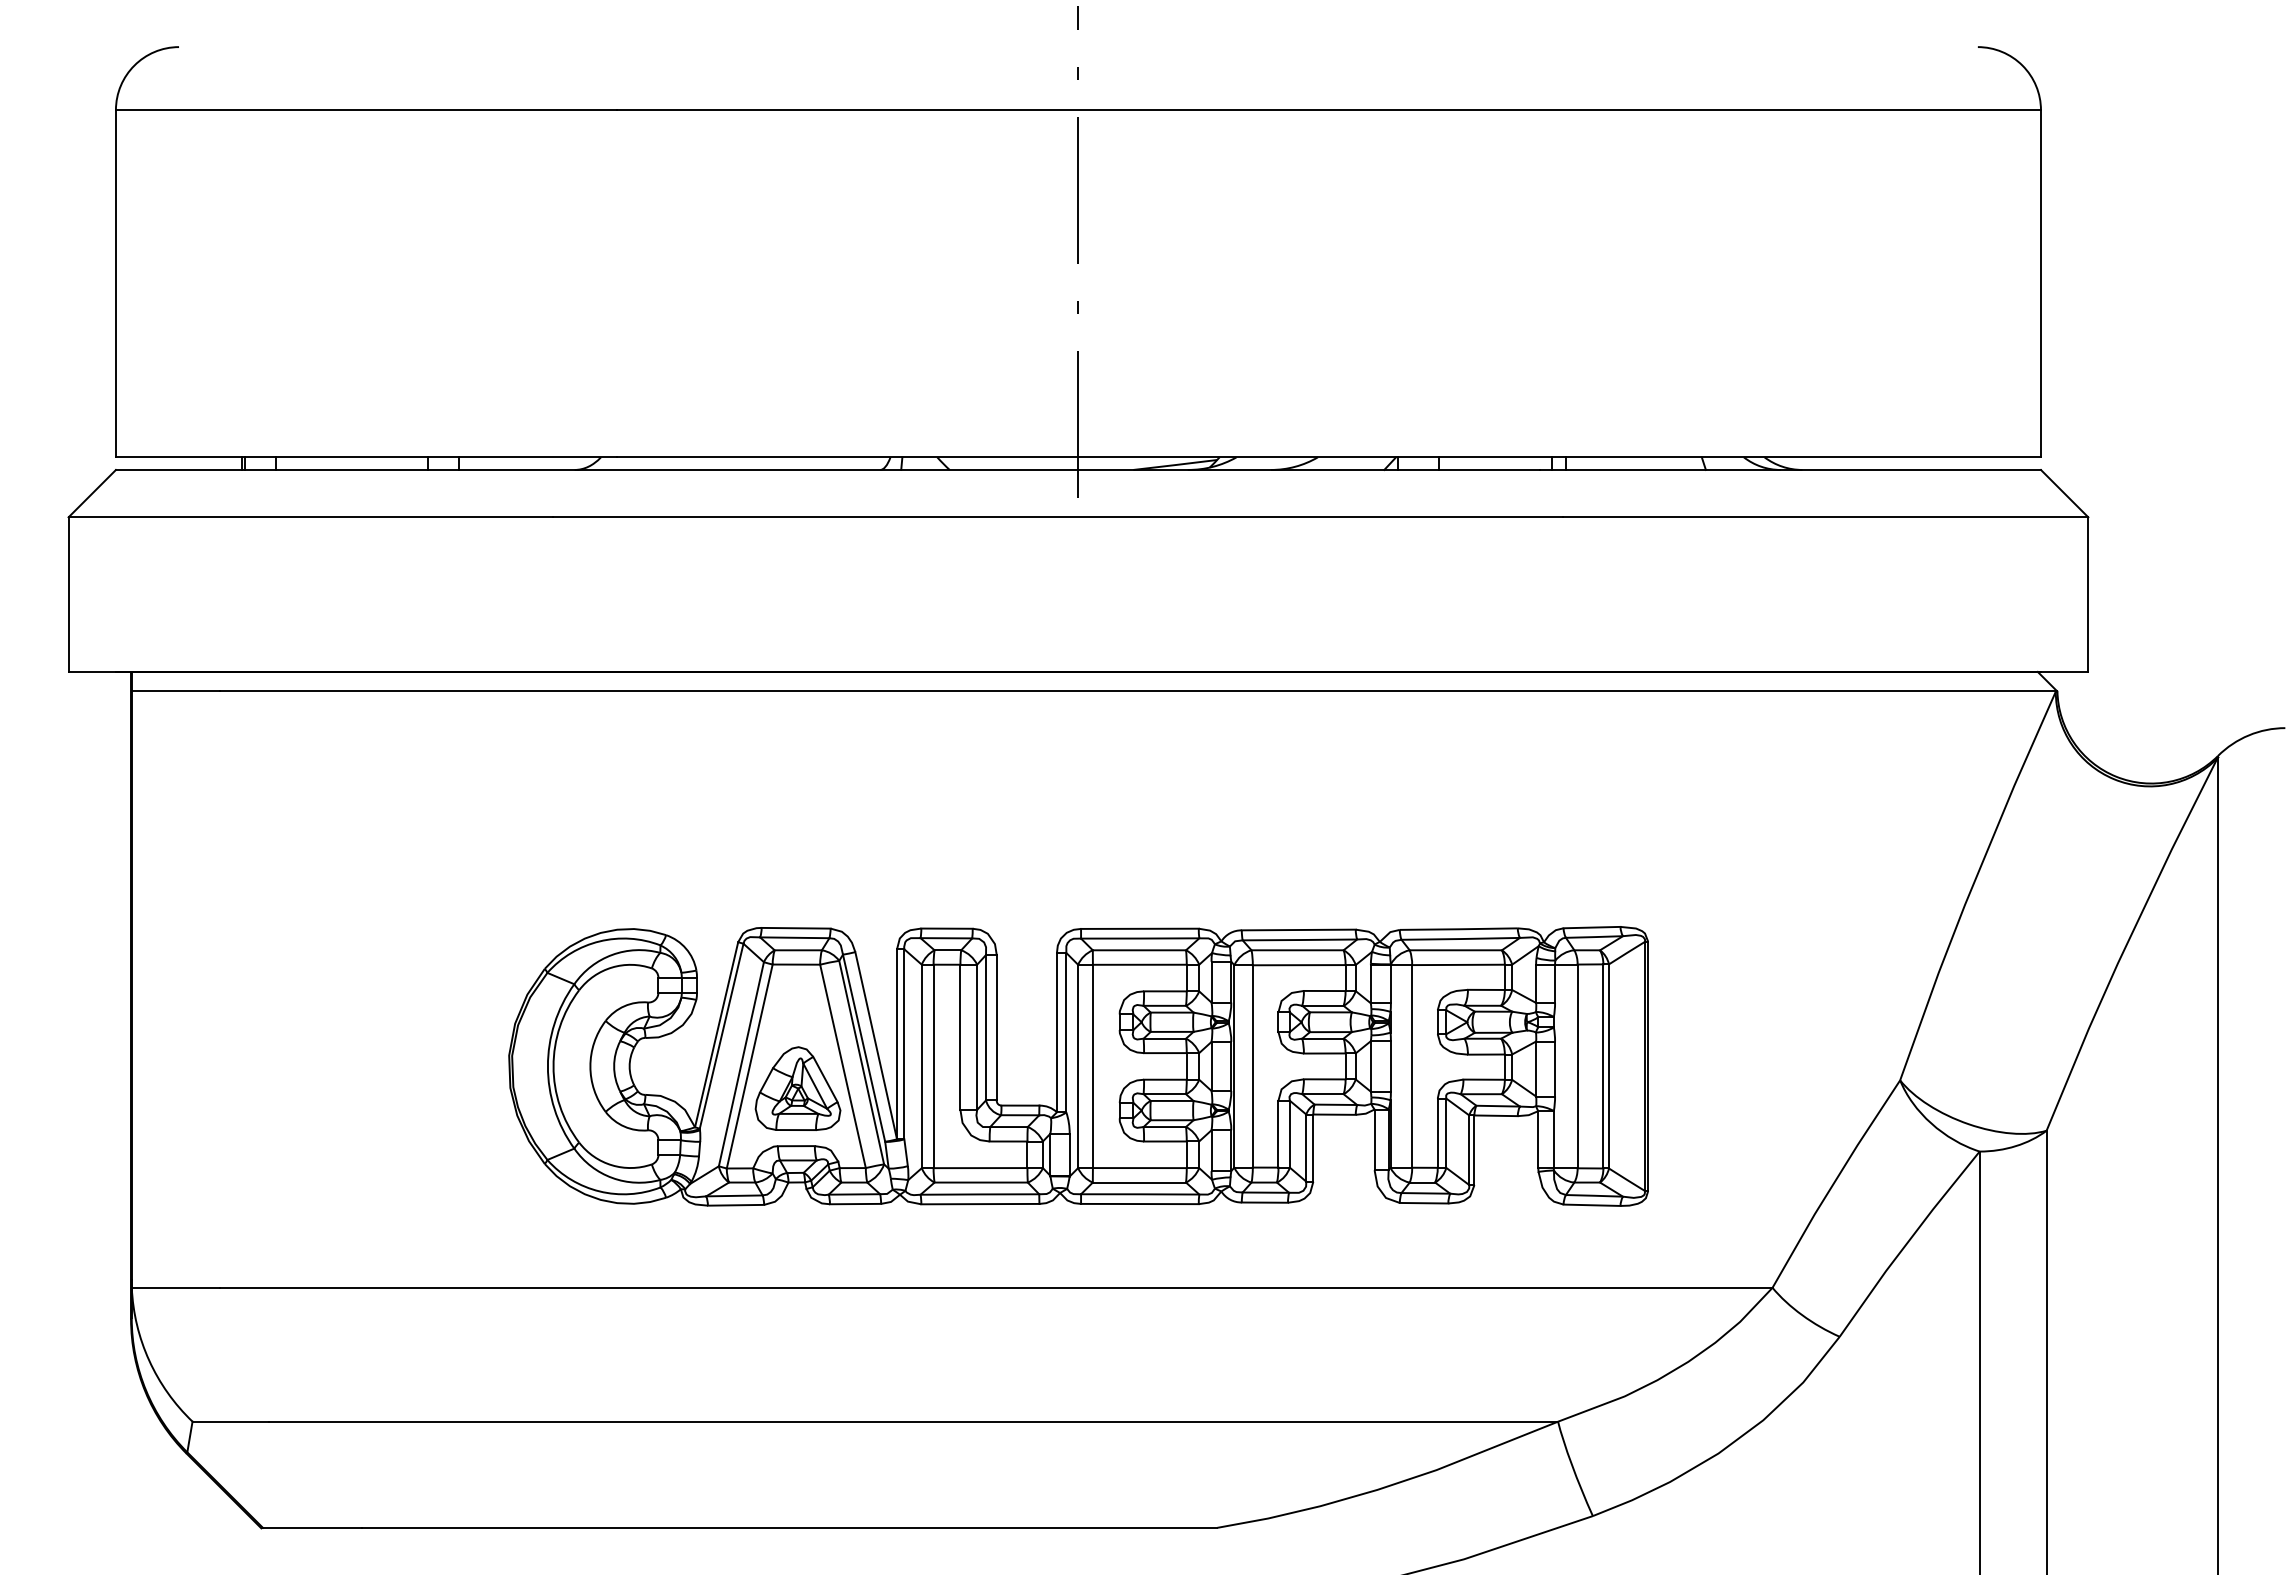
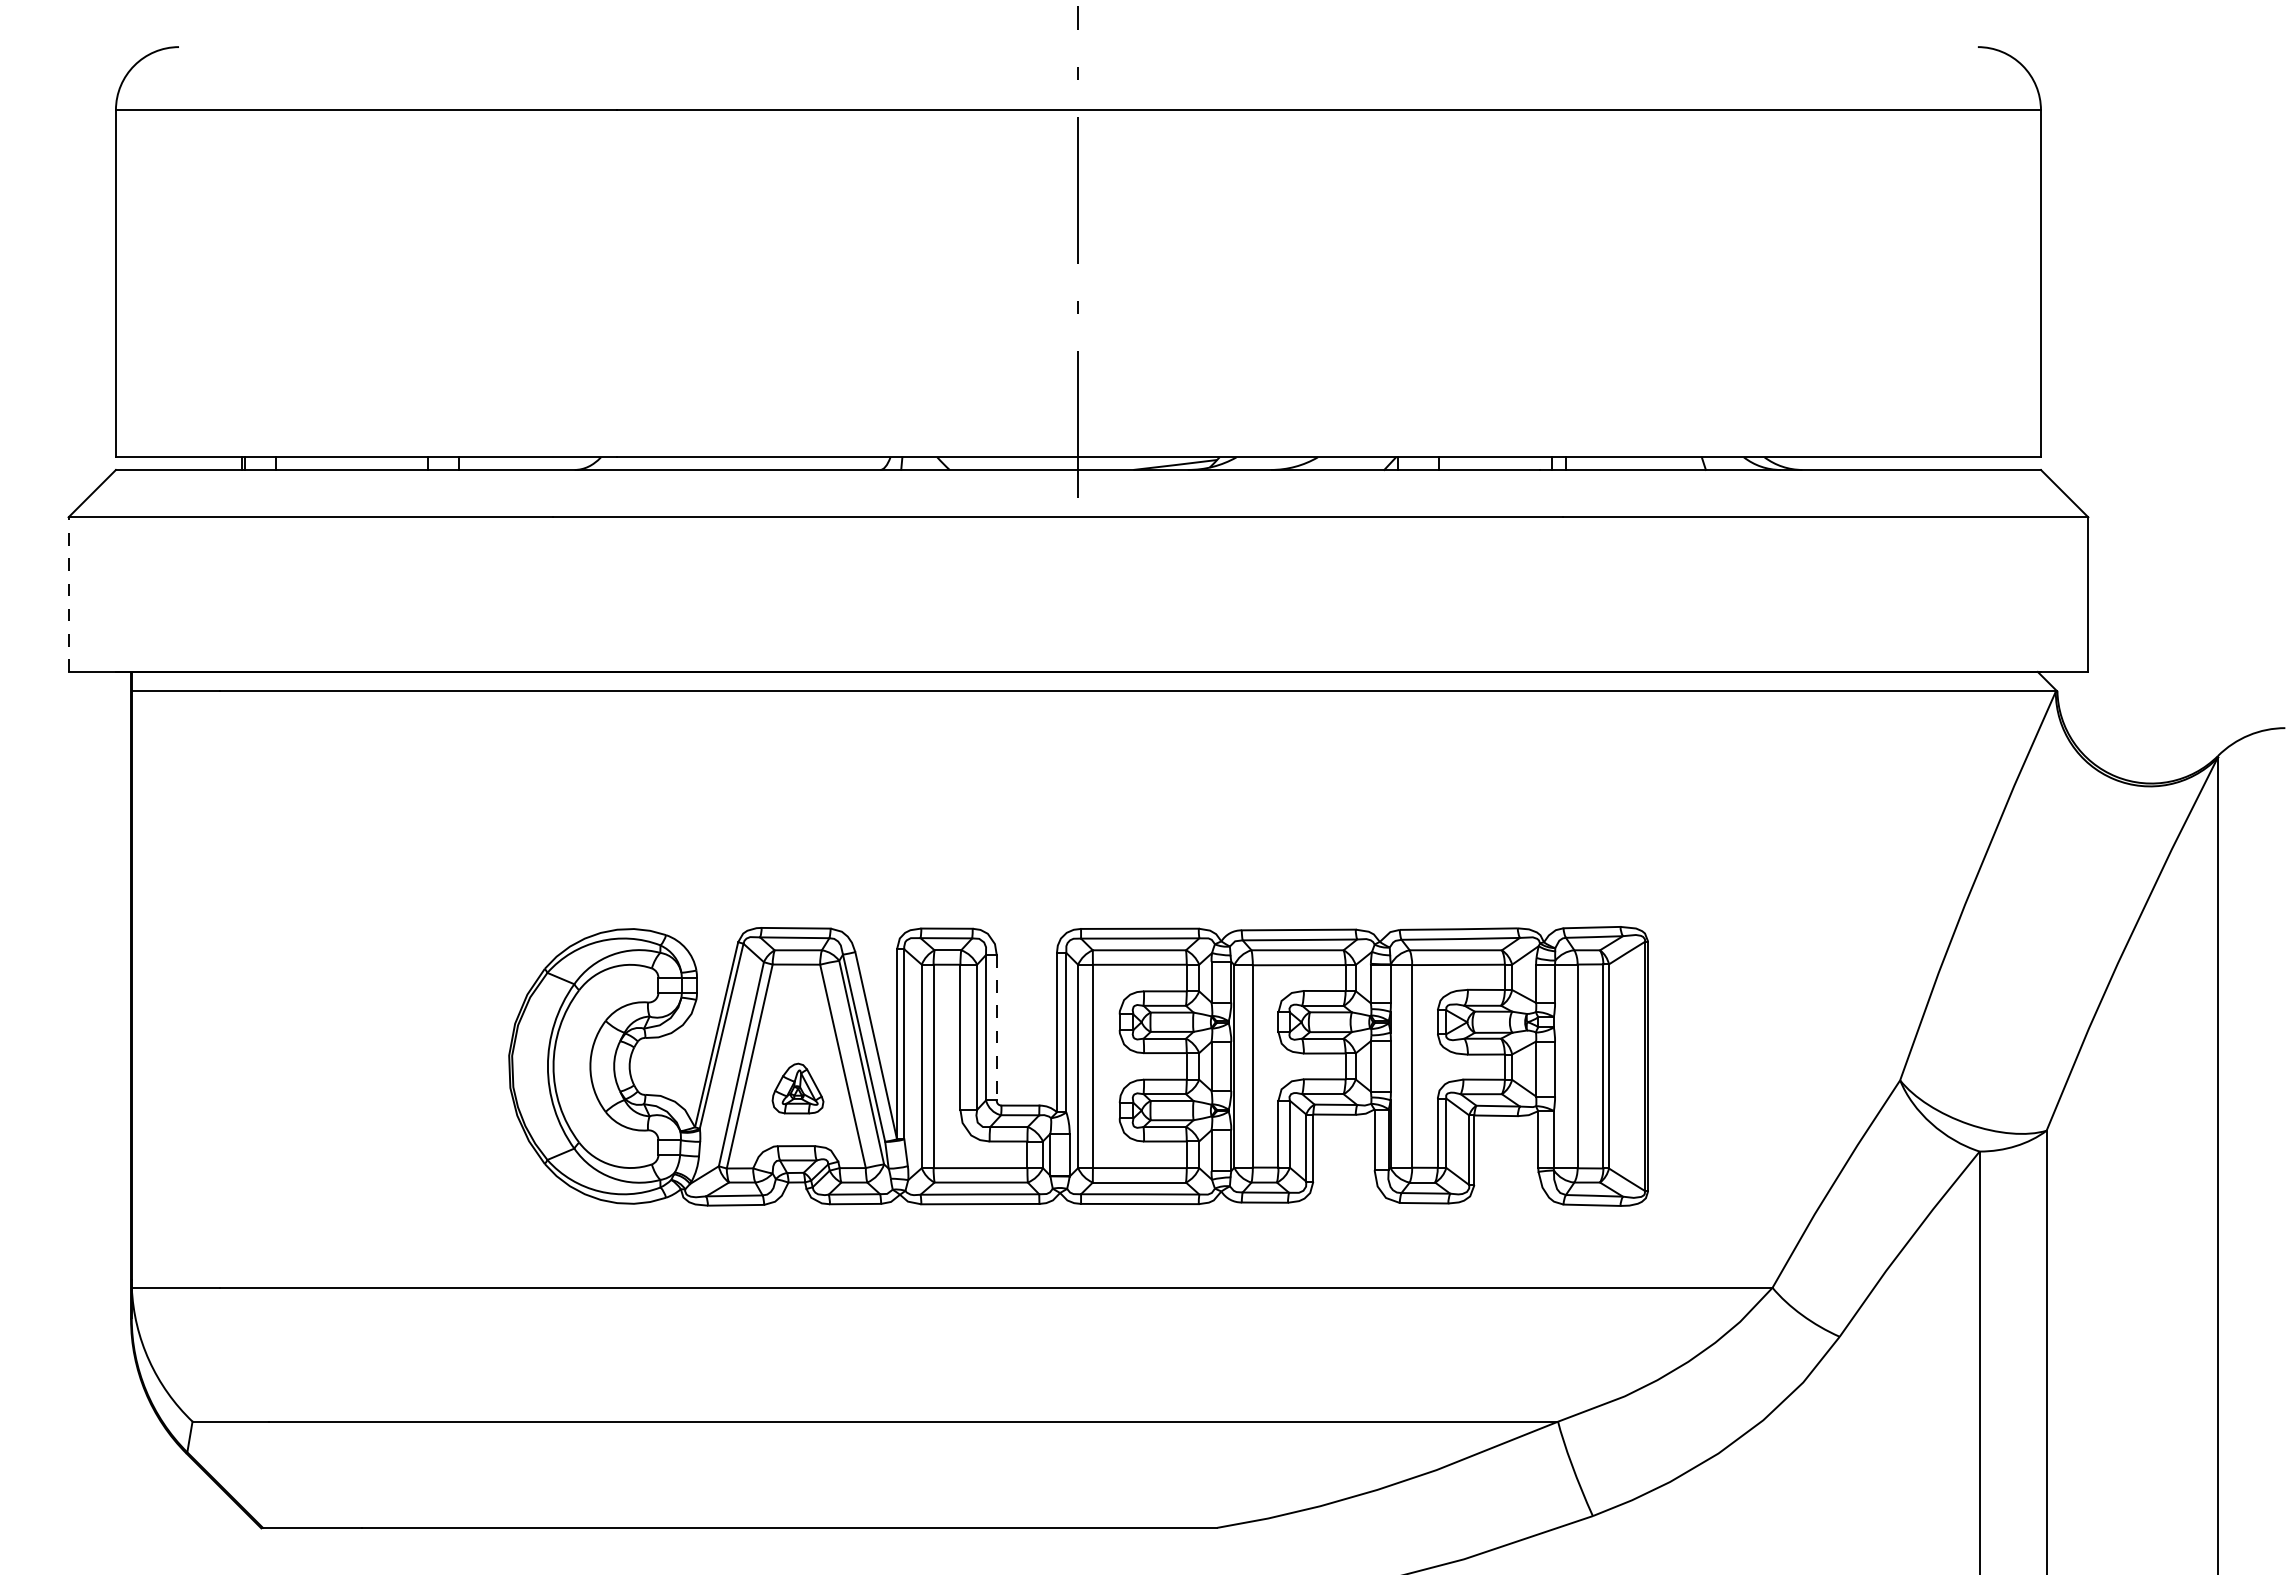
line: solid -> dashed (68, 594)
line: solid -> dashed (996, 1027)
part size: 88x85 px -> 54x53 px (797, 1088)
